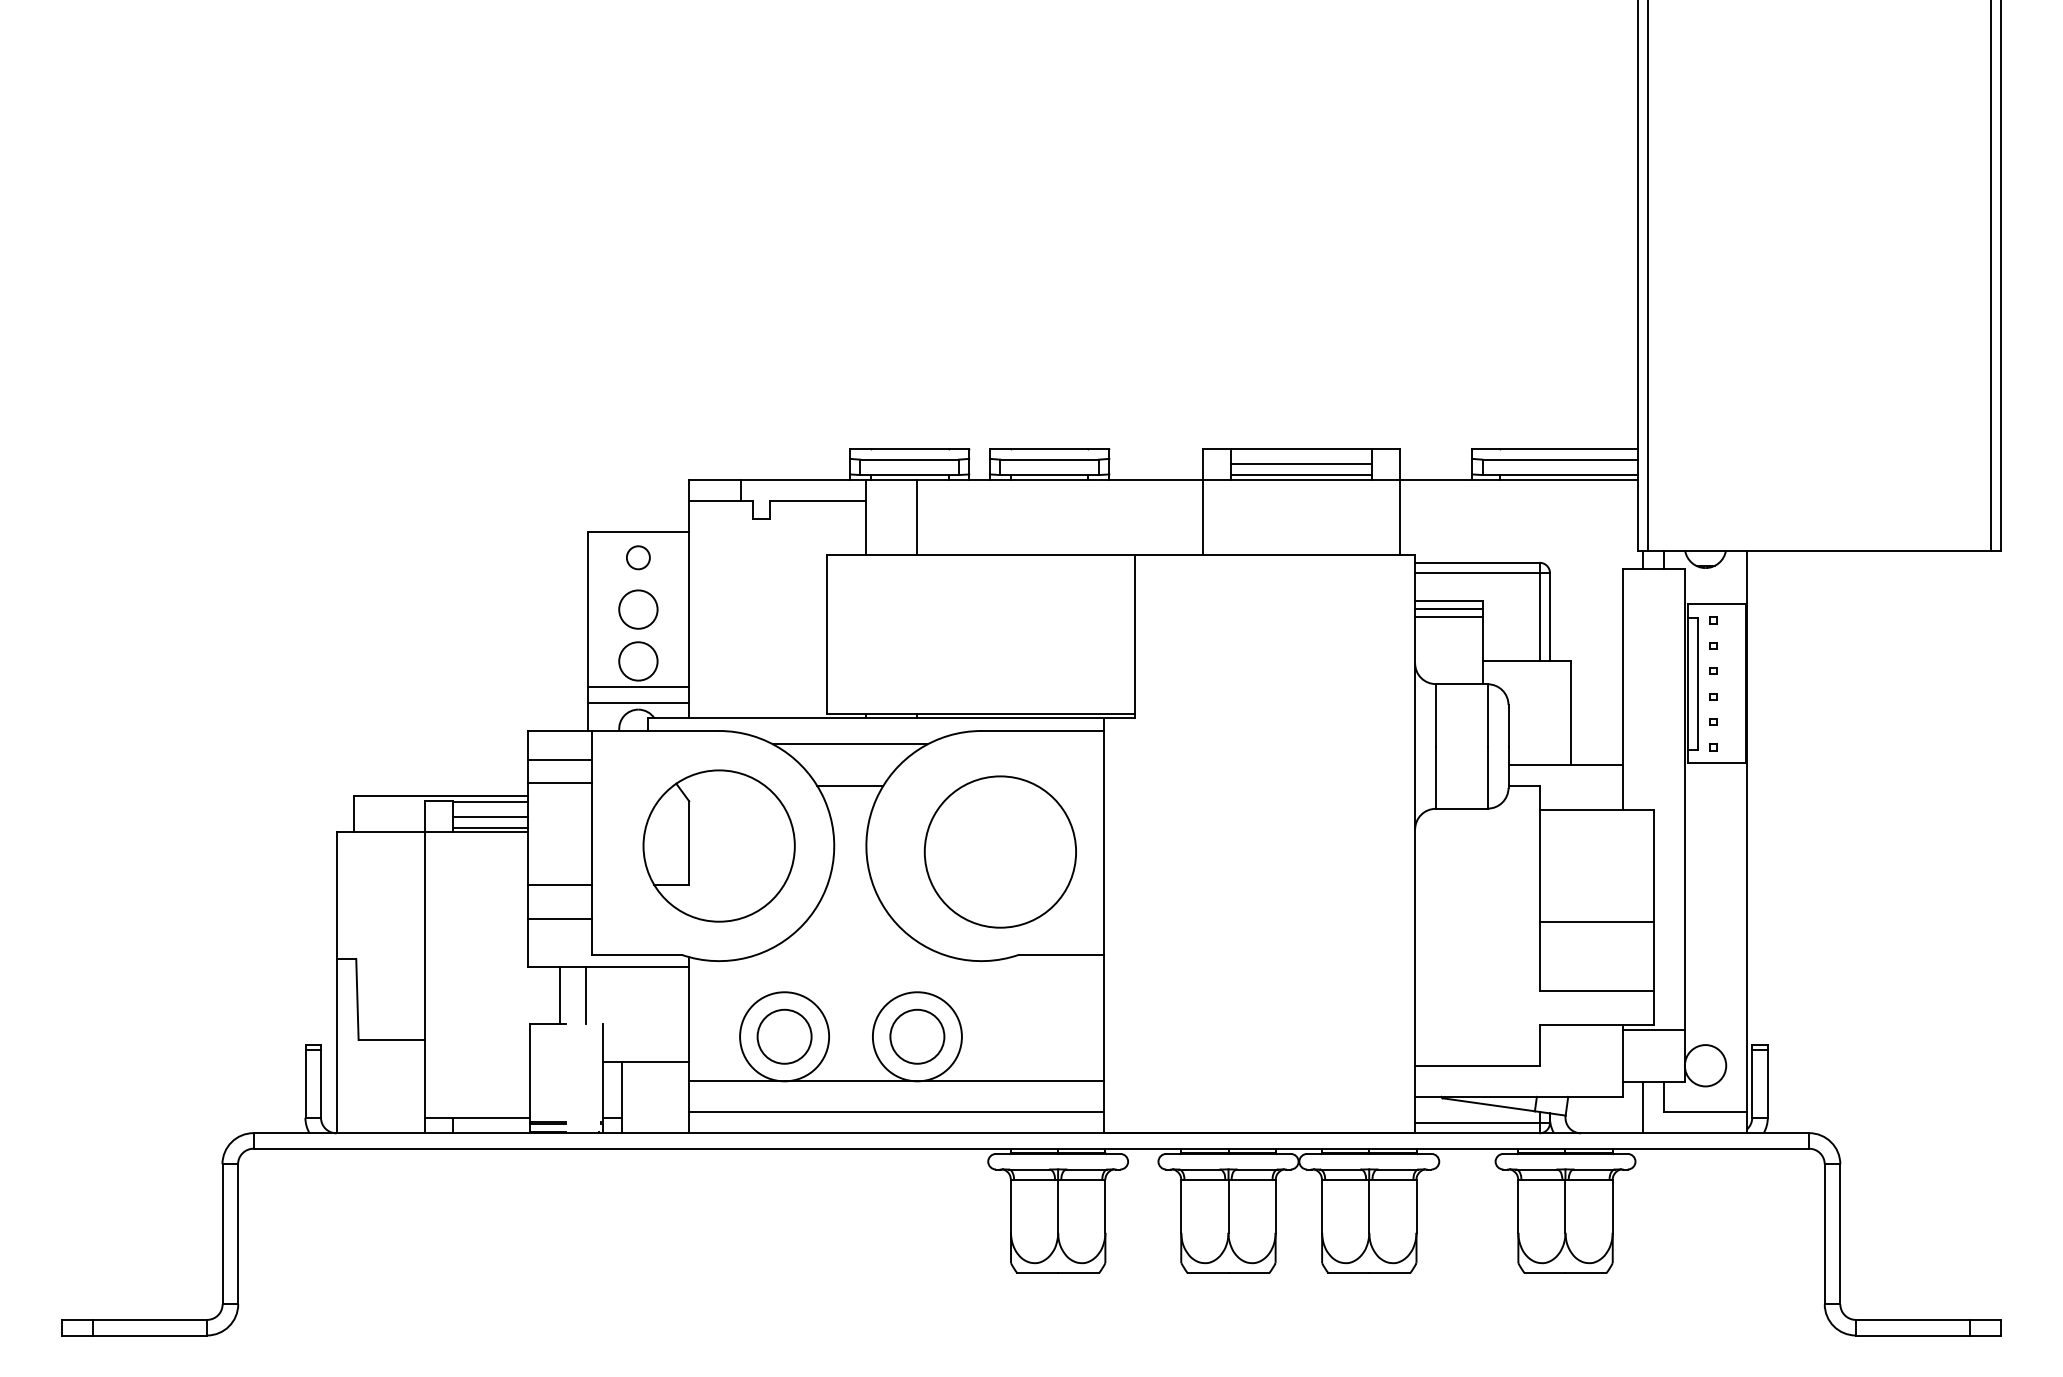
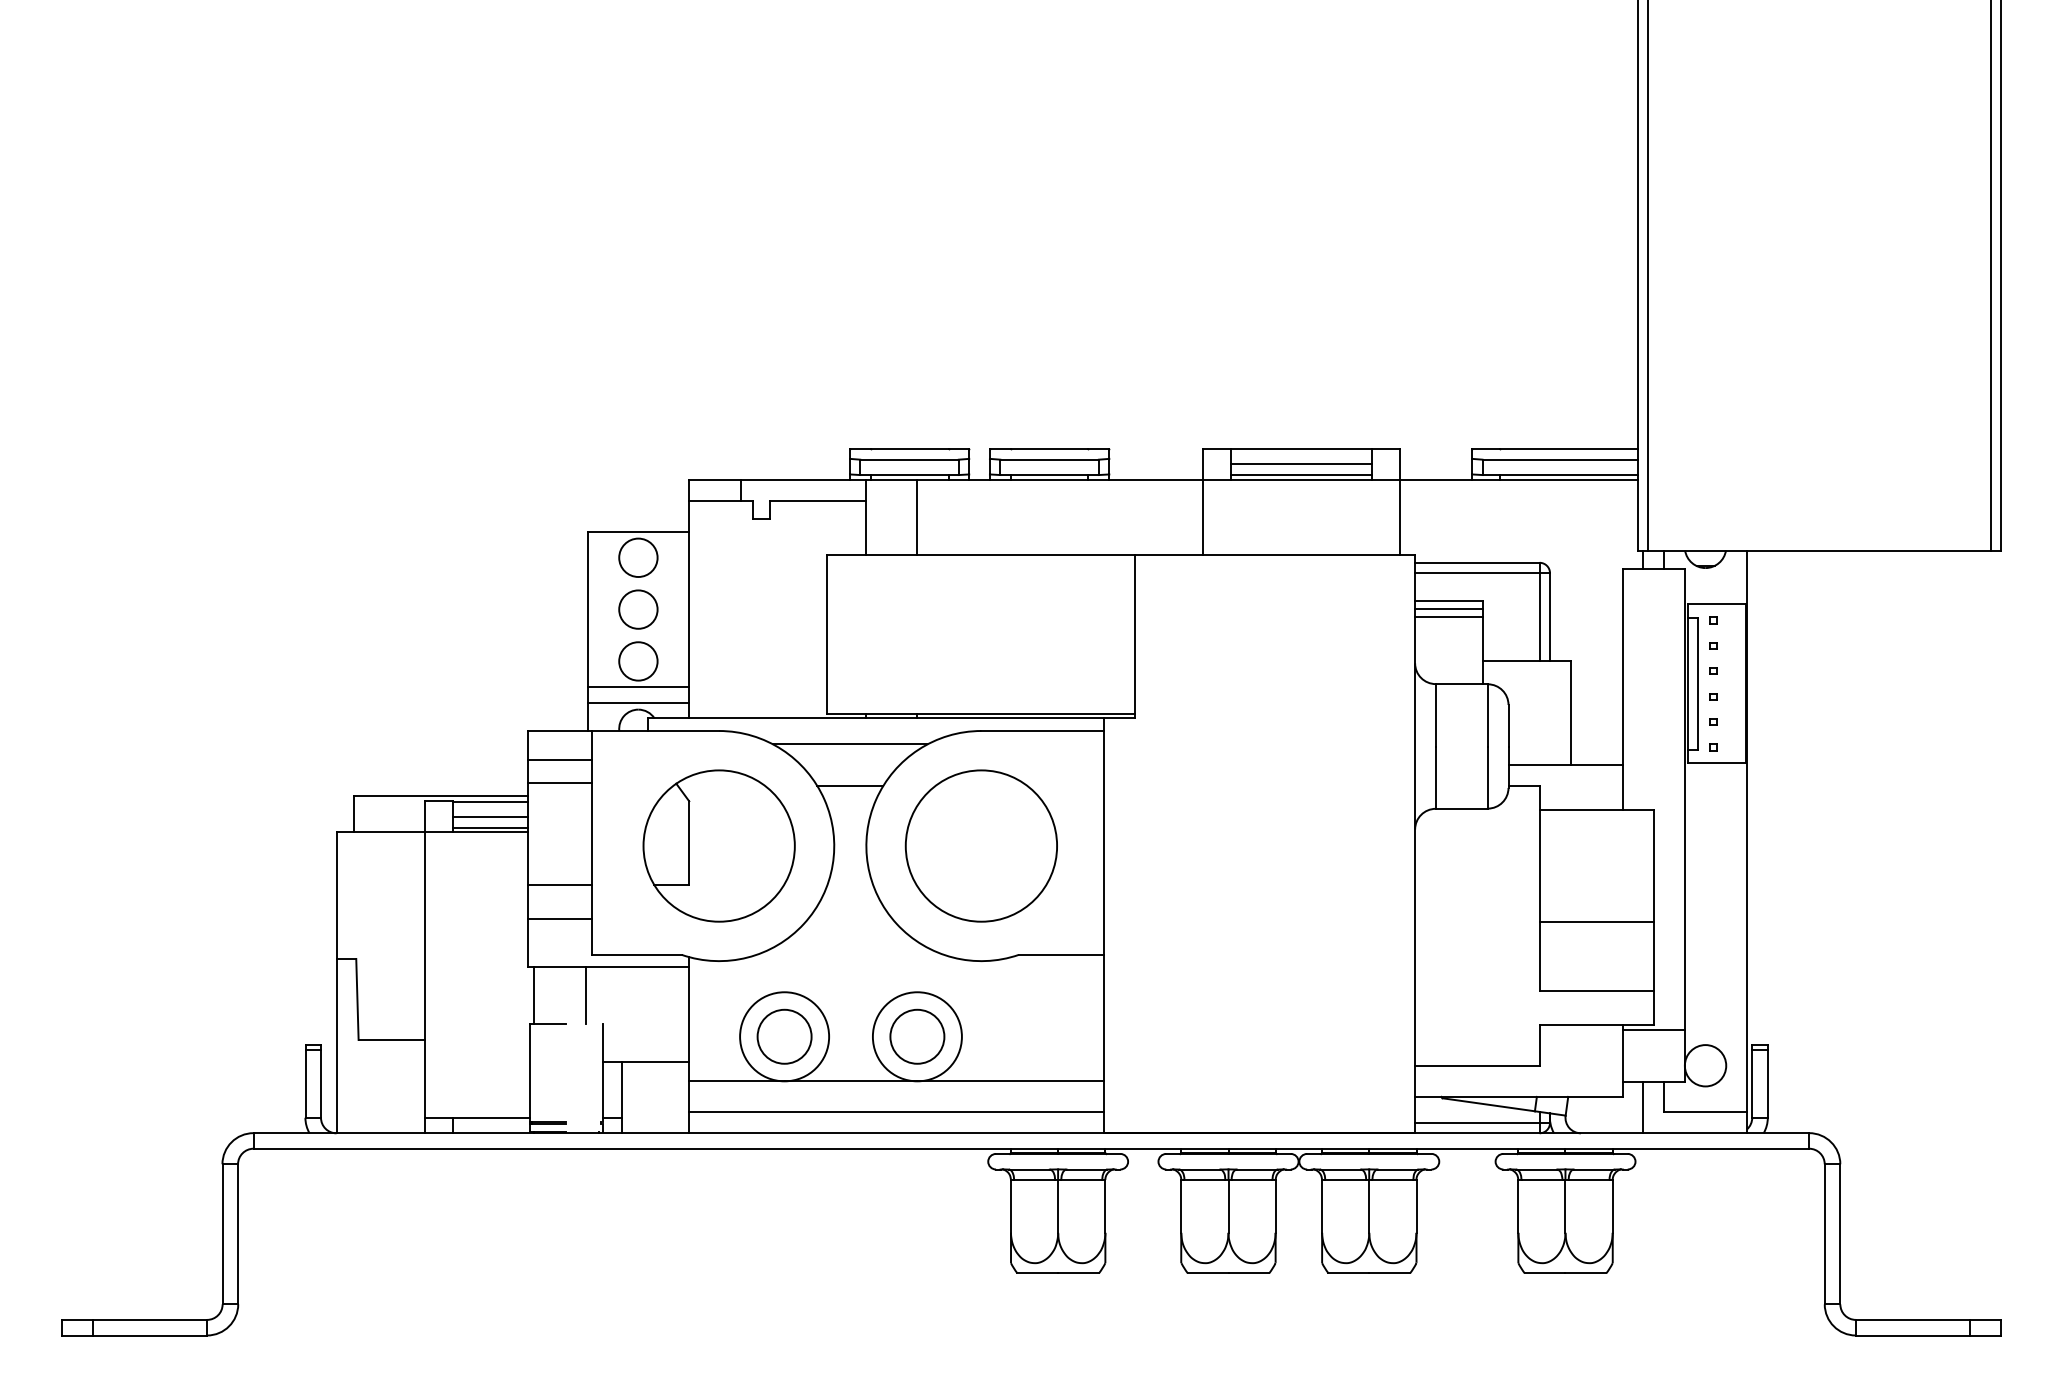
circle diameter: 23 px -> 38 px (638, 557)
circle position: (999, 851) -> (980, 845) (980, 845)
line position: (559, 995) -> (533, 995) (533, 995)
